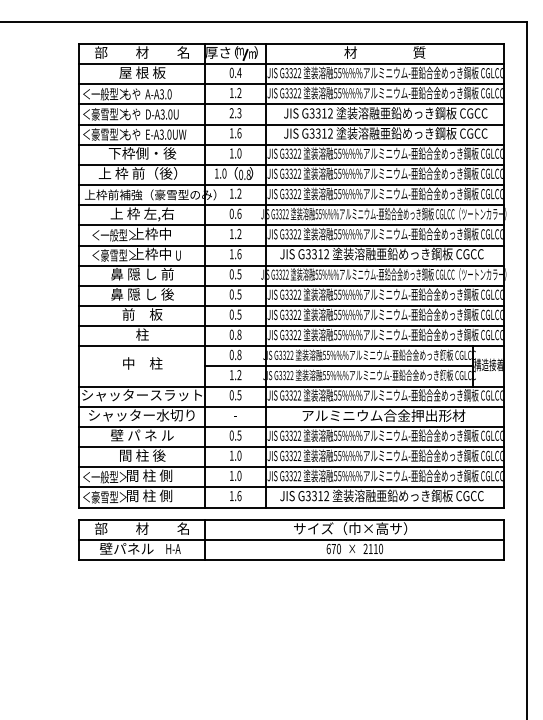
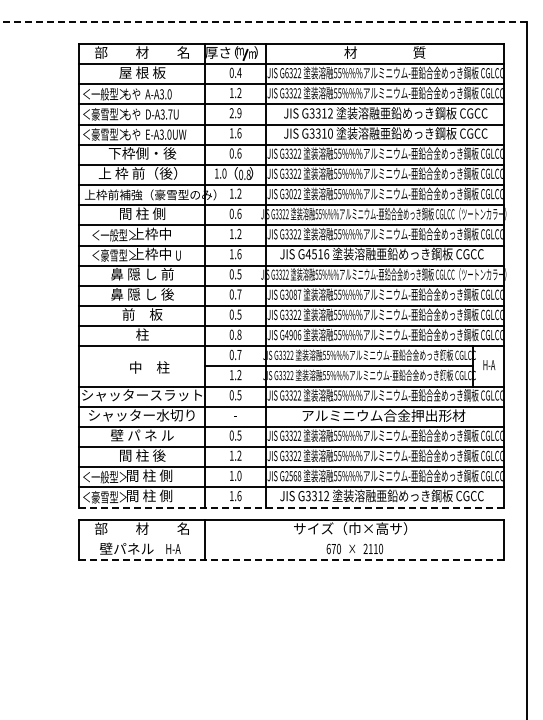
line: solid -> dashed (263, 21)
text: G3322 -> G6322 (286, 73)
text: 2.3 -> 2.9 (239, 112)
text: D-A3.0U -> D-A3.7U (170, 114)
text: G3312 -> G3310 (330, 133)
text: 1.0 -> 0.6 (235, 153)
text: G3322 -> G3022 (290, 193)
text: 上 枠 左,右 -> 間 柱 側 (141, 214)
text: G3312 -> G4516 (317, 254)
text: 0.5 -> 0.7 (239, 294)
text: G3322 -> G3087 (295, 294)
text: G3322 -> G4906 (293, 335)
text: 0.8 -> 0.7 (239, 354)
text position: (142, 363) -> (149, 367) (149, 367)
text: 構造接着 -> H-A (488, 364)
text: 1.0 -> 1.2 (239, 455)
text: G3322 -> G2568 (293, 476)
line: solid -> dashed (292, 507)
line: present -> none (291, 540)
line: solid -> dashed (292, 560)
